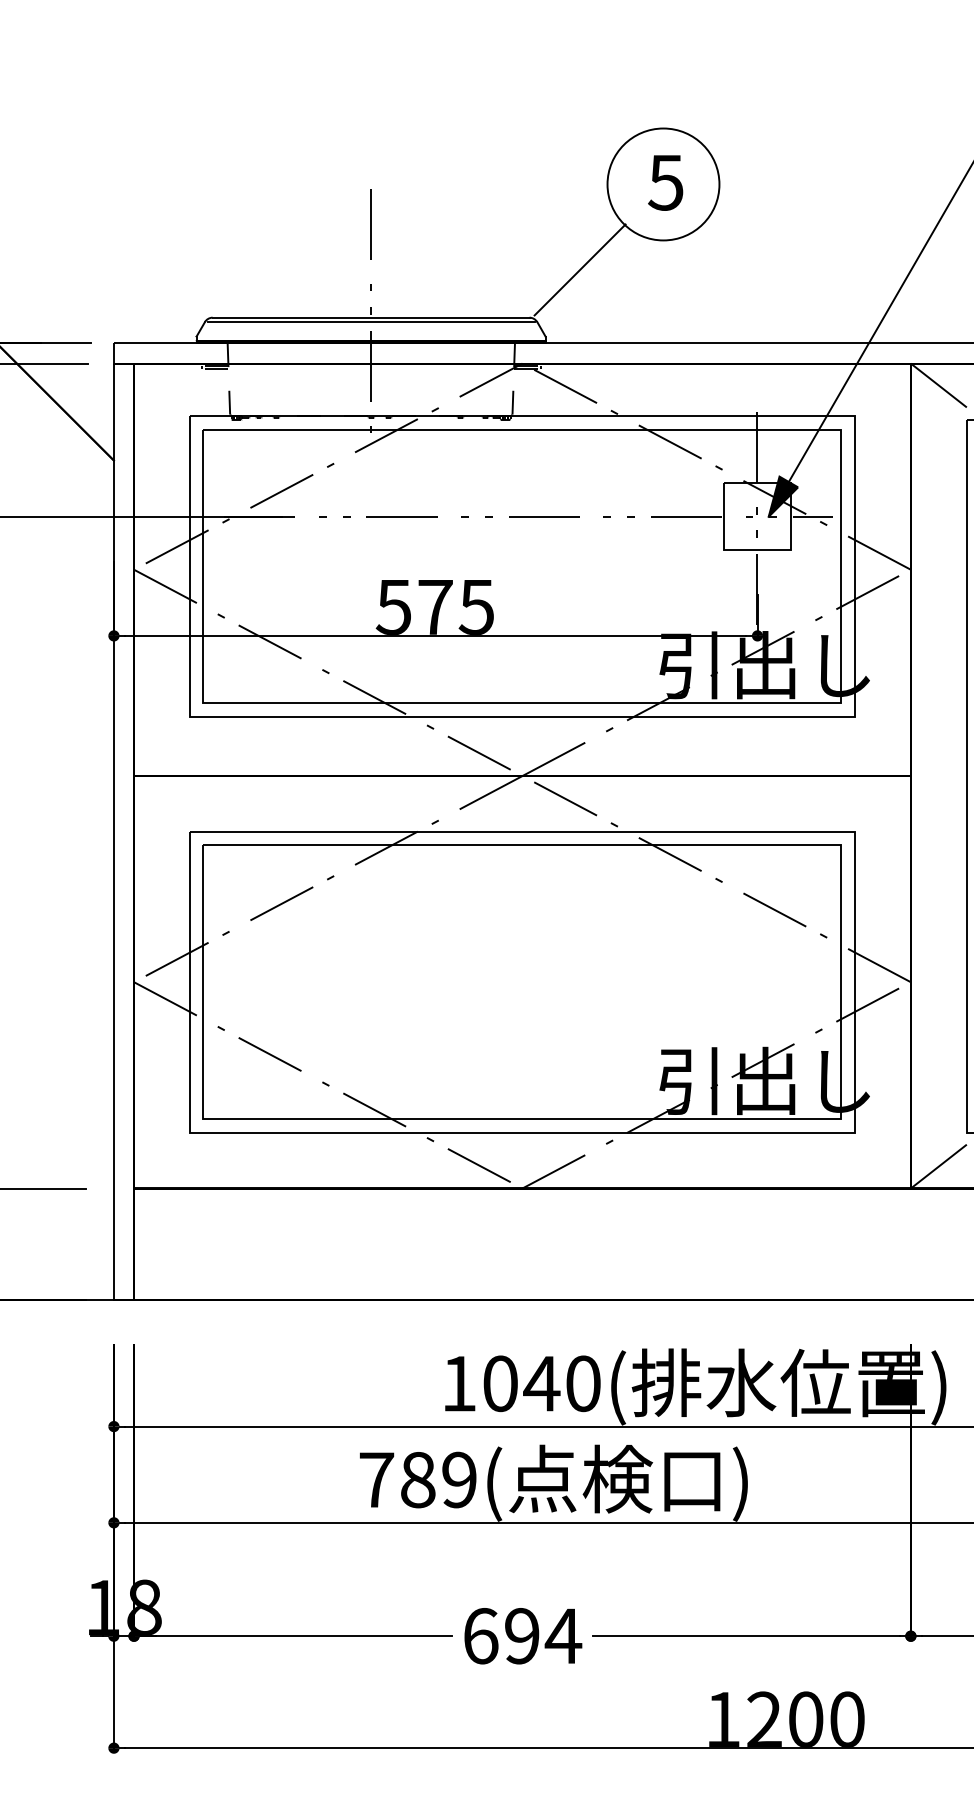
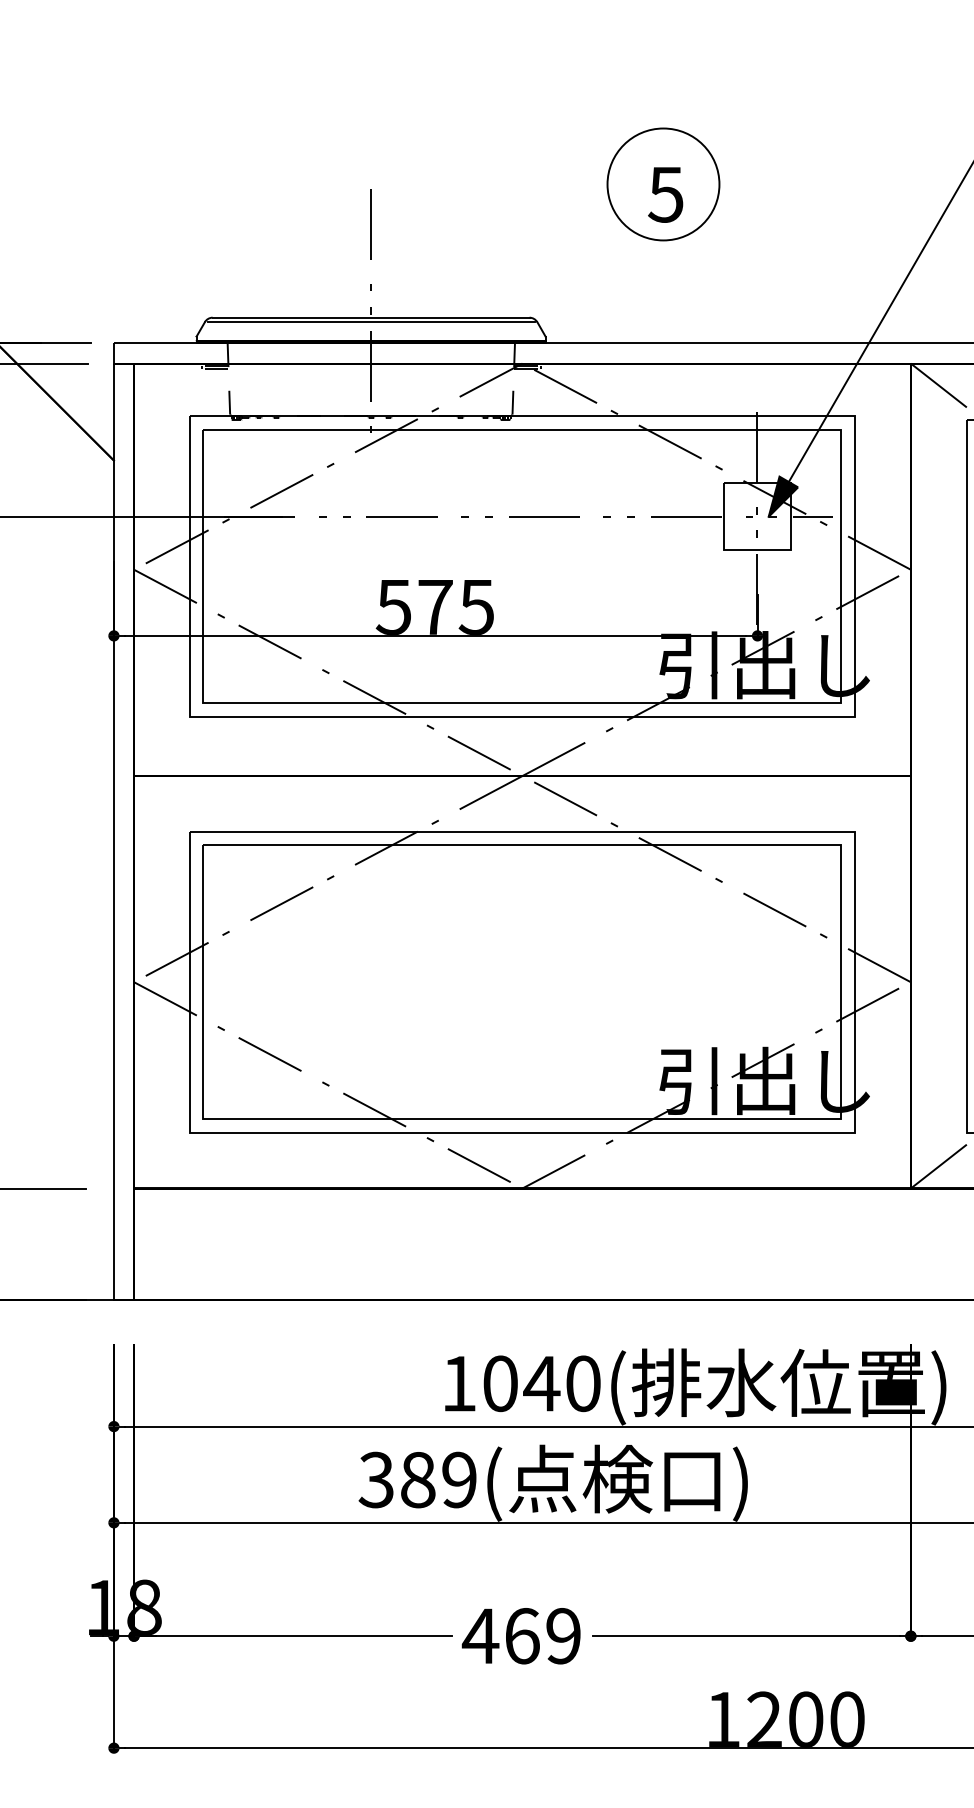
text position: (665, 182) -> (665, 194) (665, 194)
line: present -> none (579, 269)
text: 789( -> 389( (376, 1479)
text: 694 -> 469 (521, 1636)
